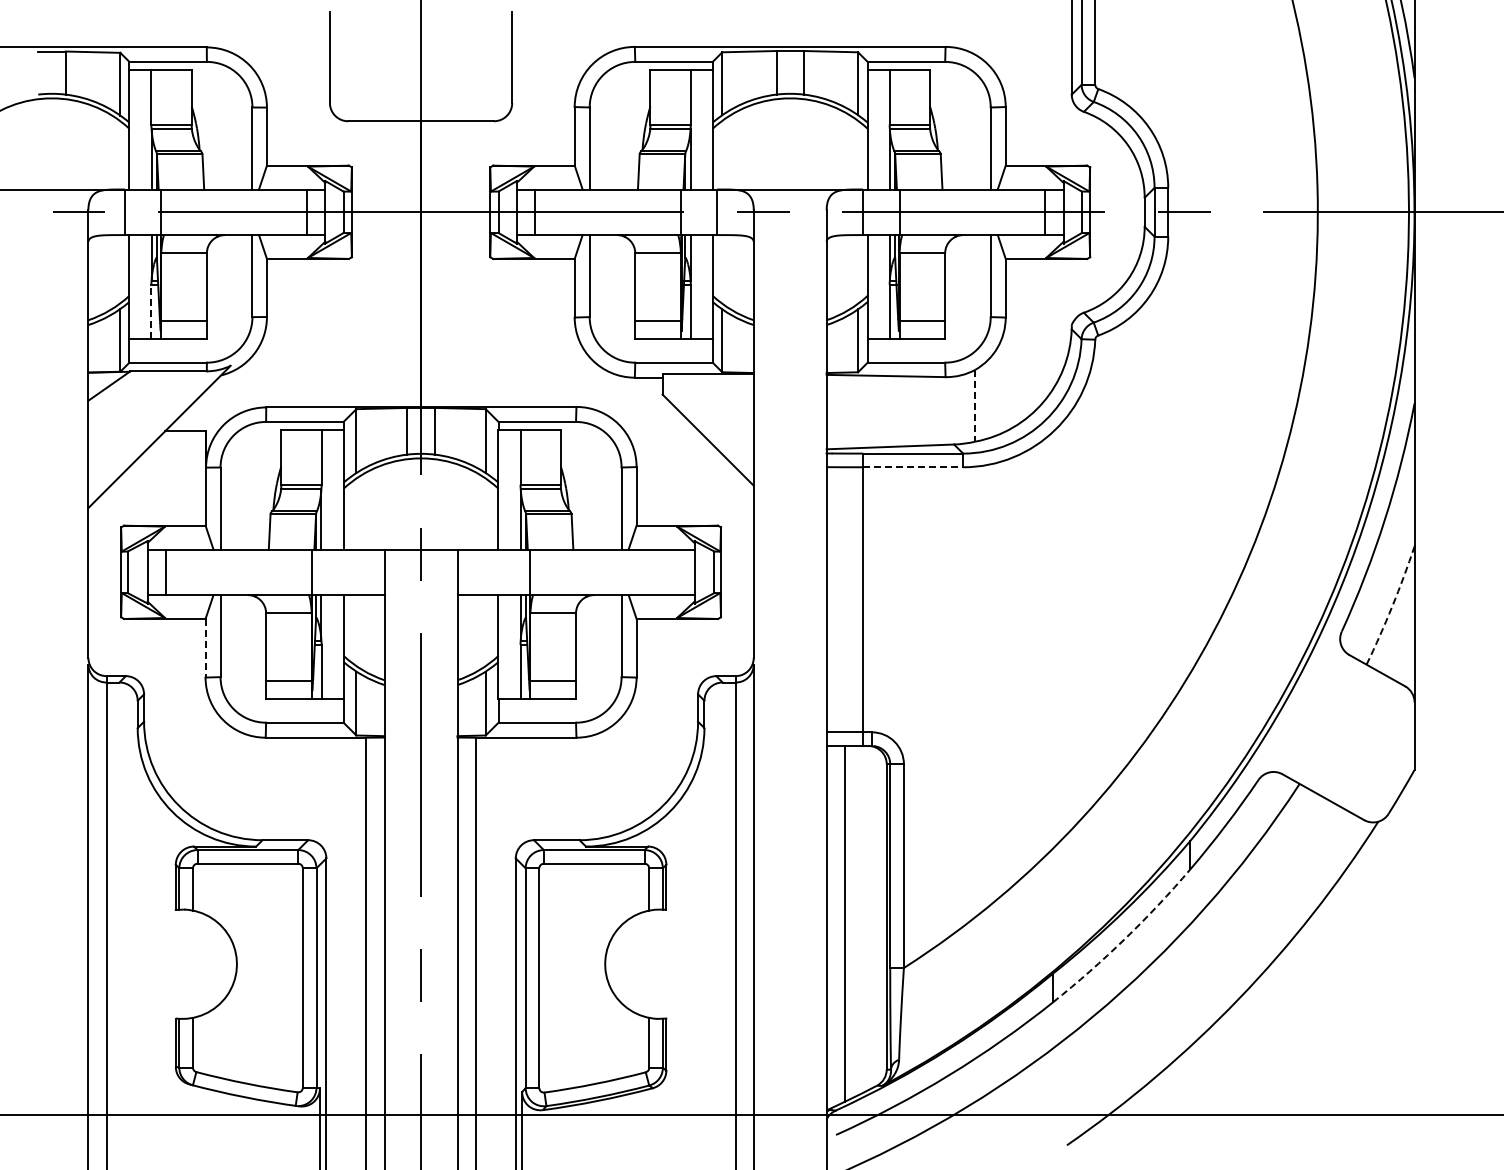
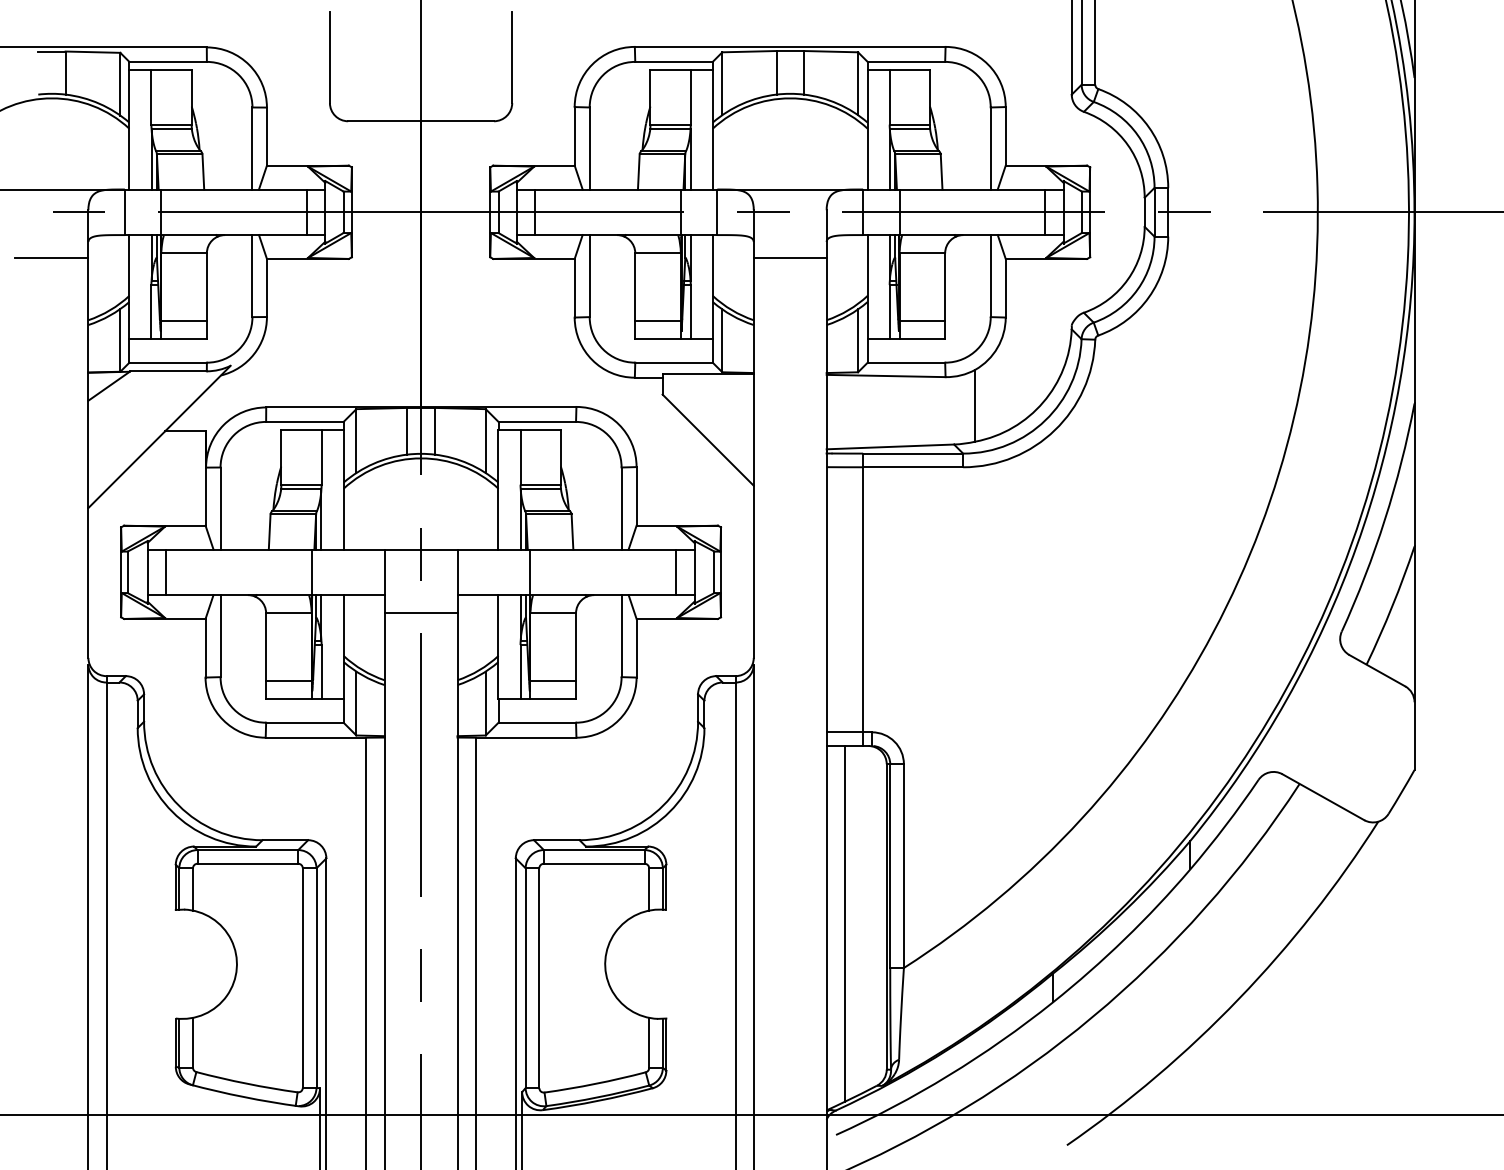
line: none -> present (51, 257)
line: none -> present (789, 257)
line: dashed -> solid (151, 311)
line: dashed -> solid (975, 405)
line: dashed -> solid (913, 467)
line: none -> present (676, 572)
arc: dashed -> solid (1392, 606)
line: none -> present (420, 613)
line: dashed -> solid (205, 648)
arc: dashed -> solid (1124, 939)
